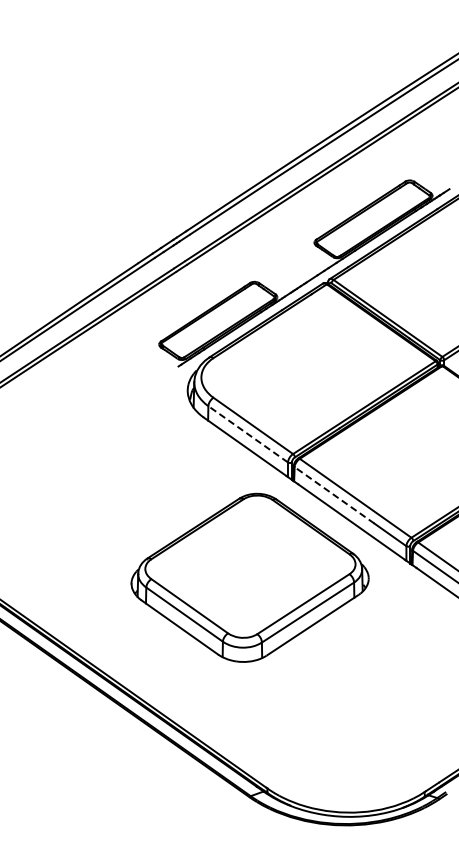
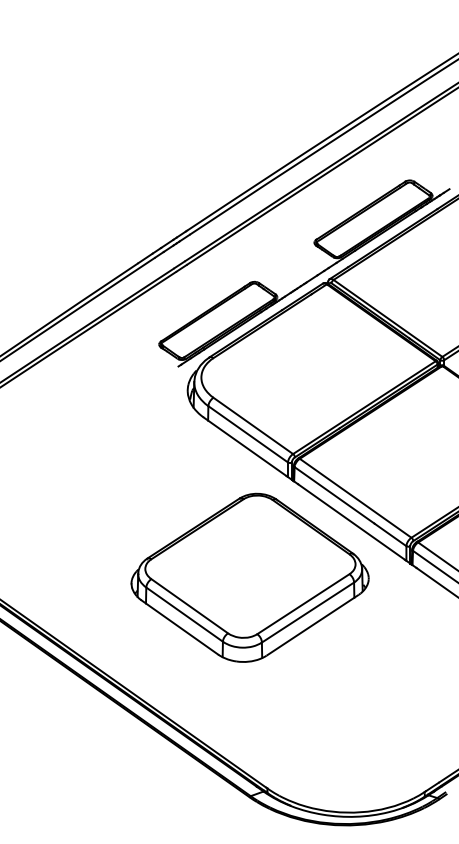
line: dashed -> solid (248, 434)
line: dashed -> solid (334, 495)
